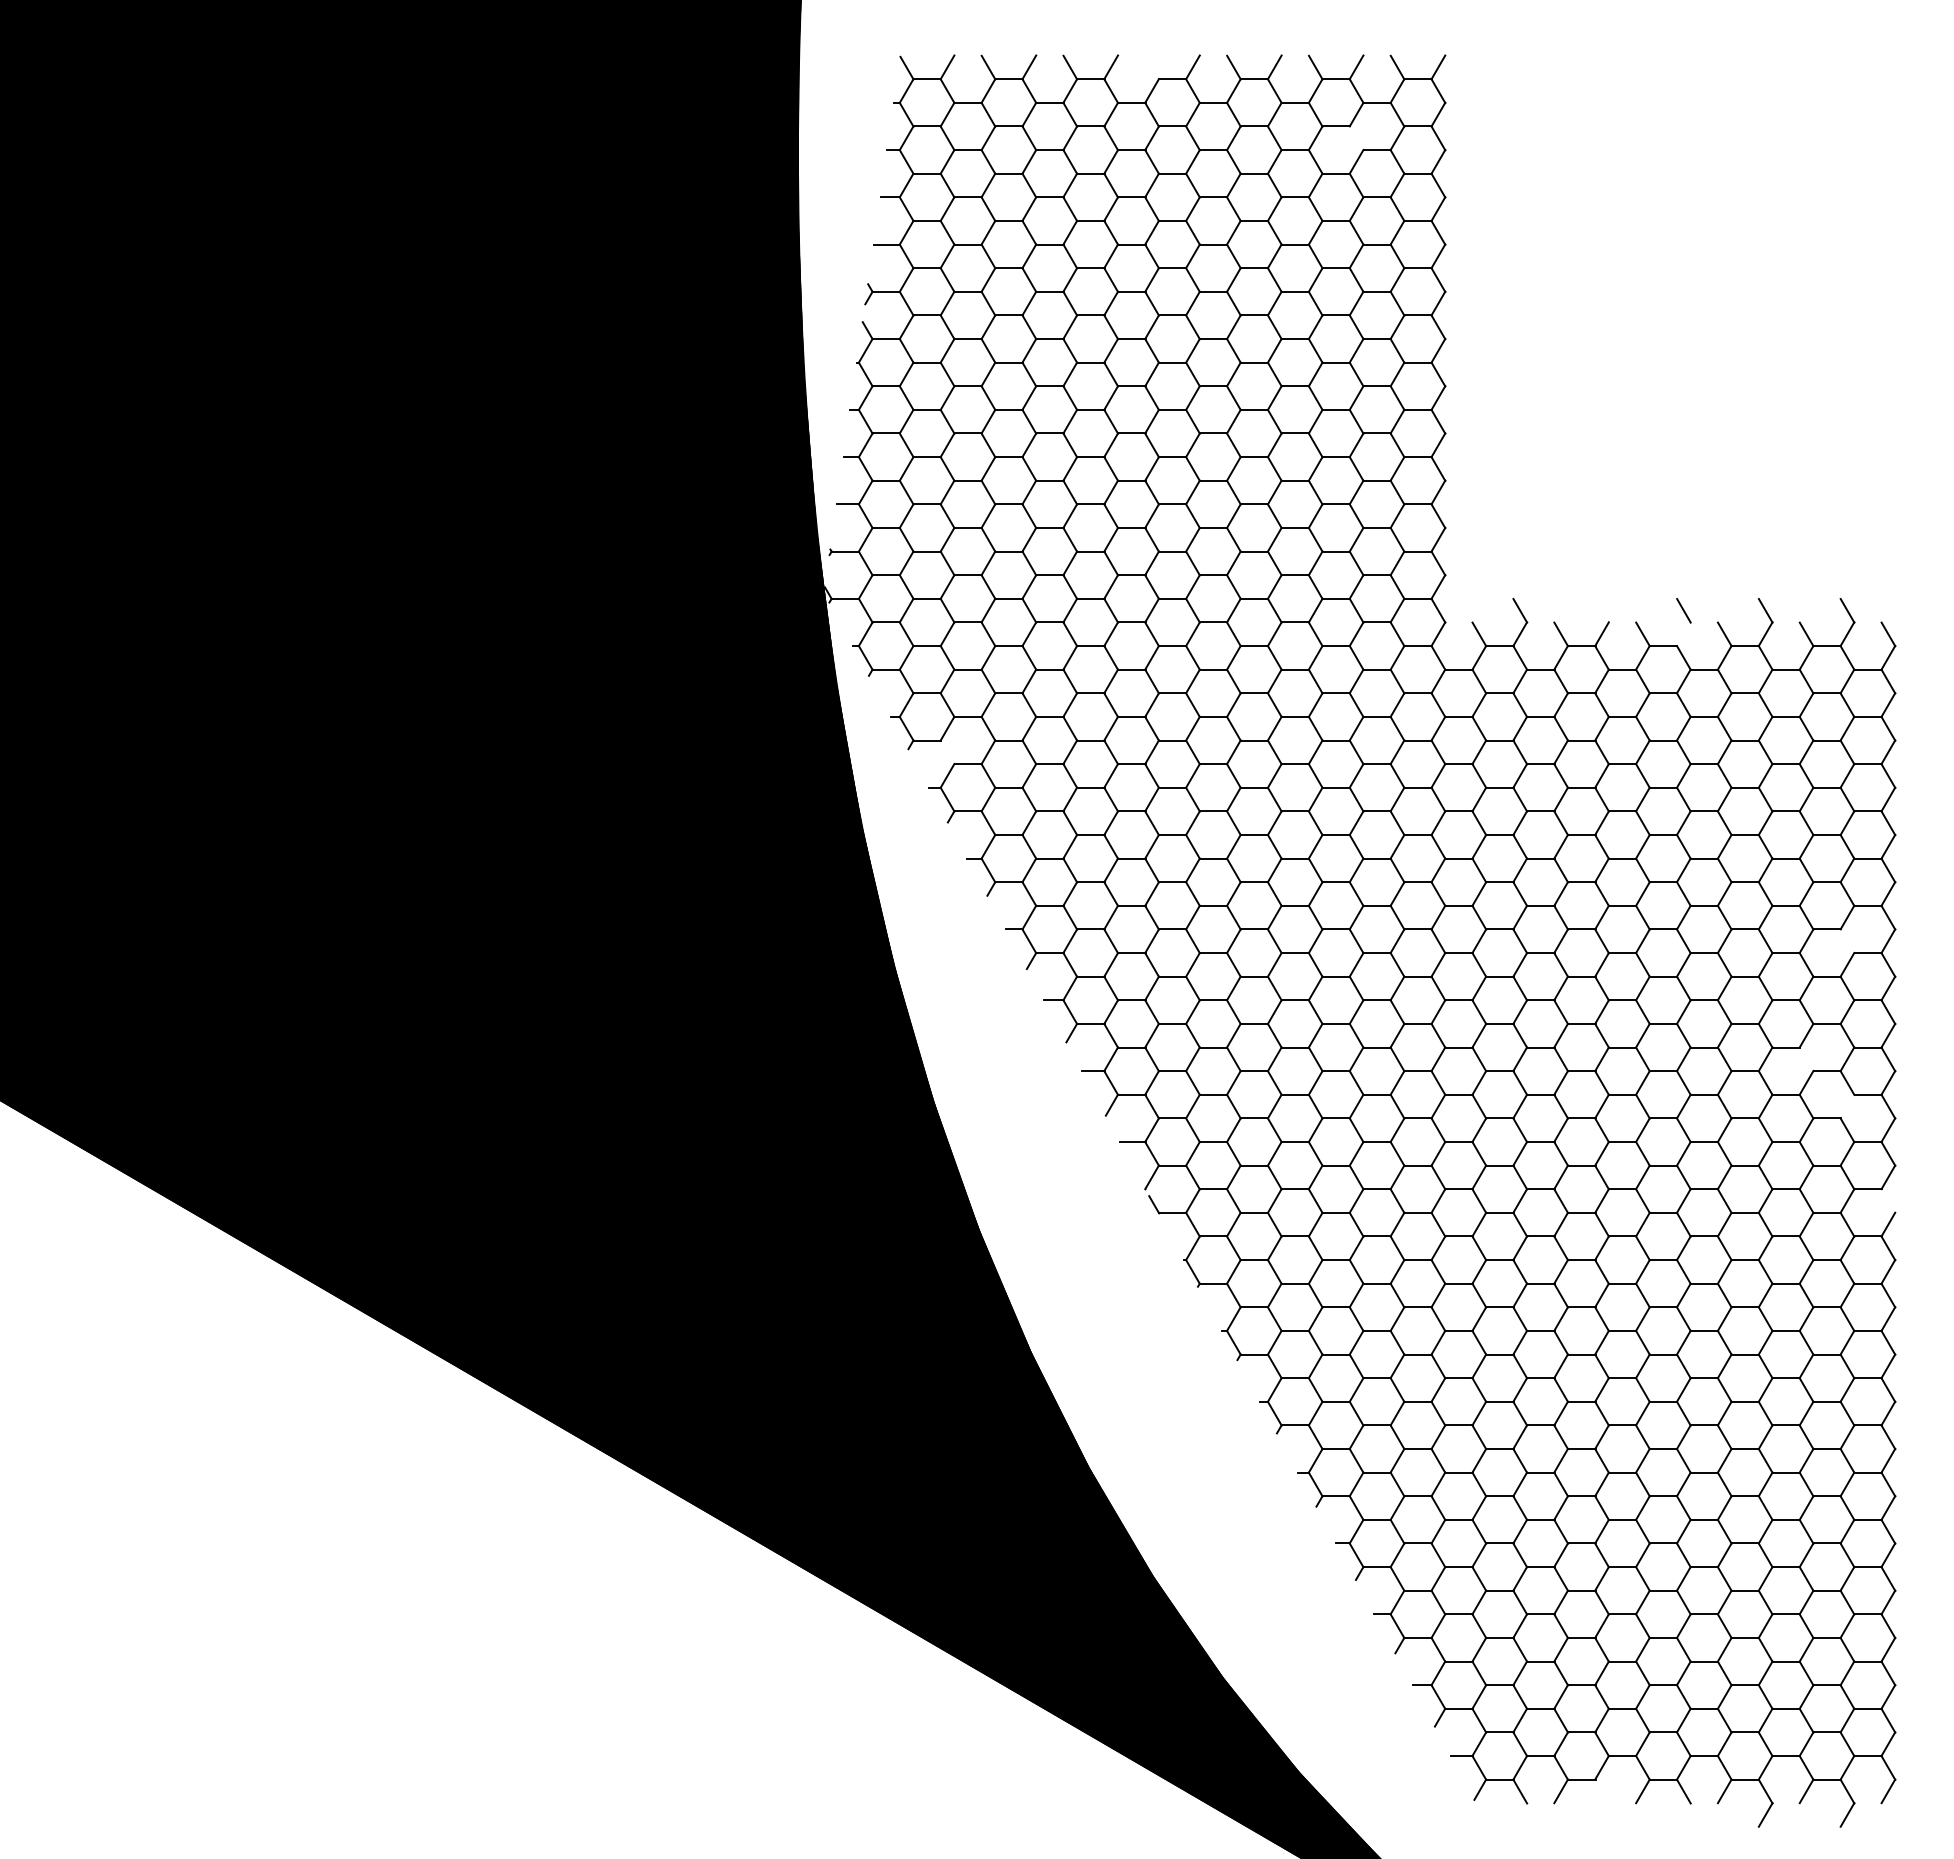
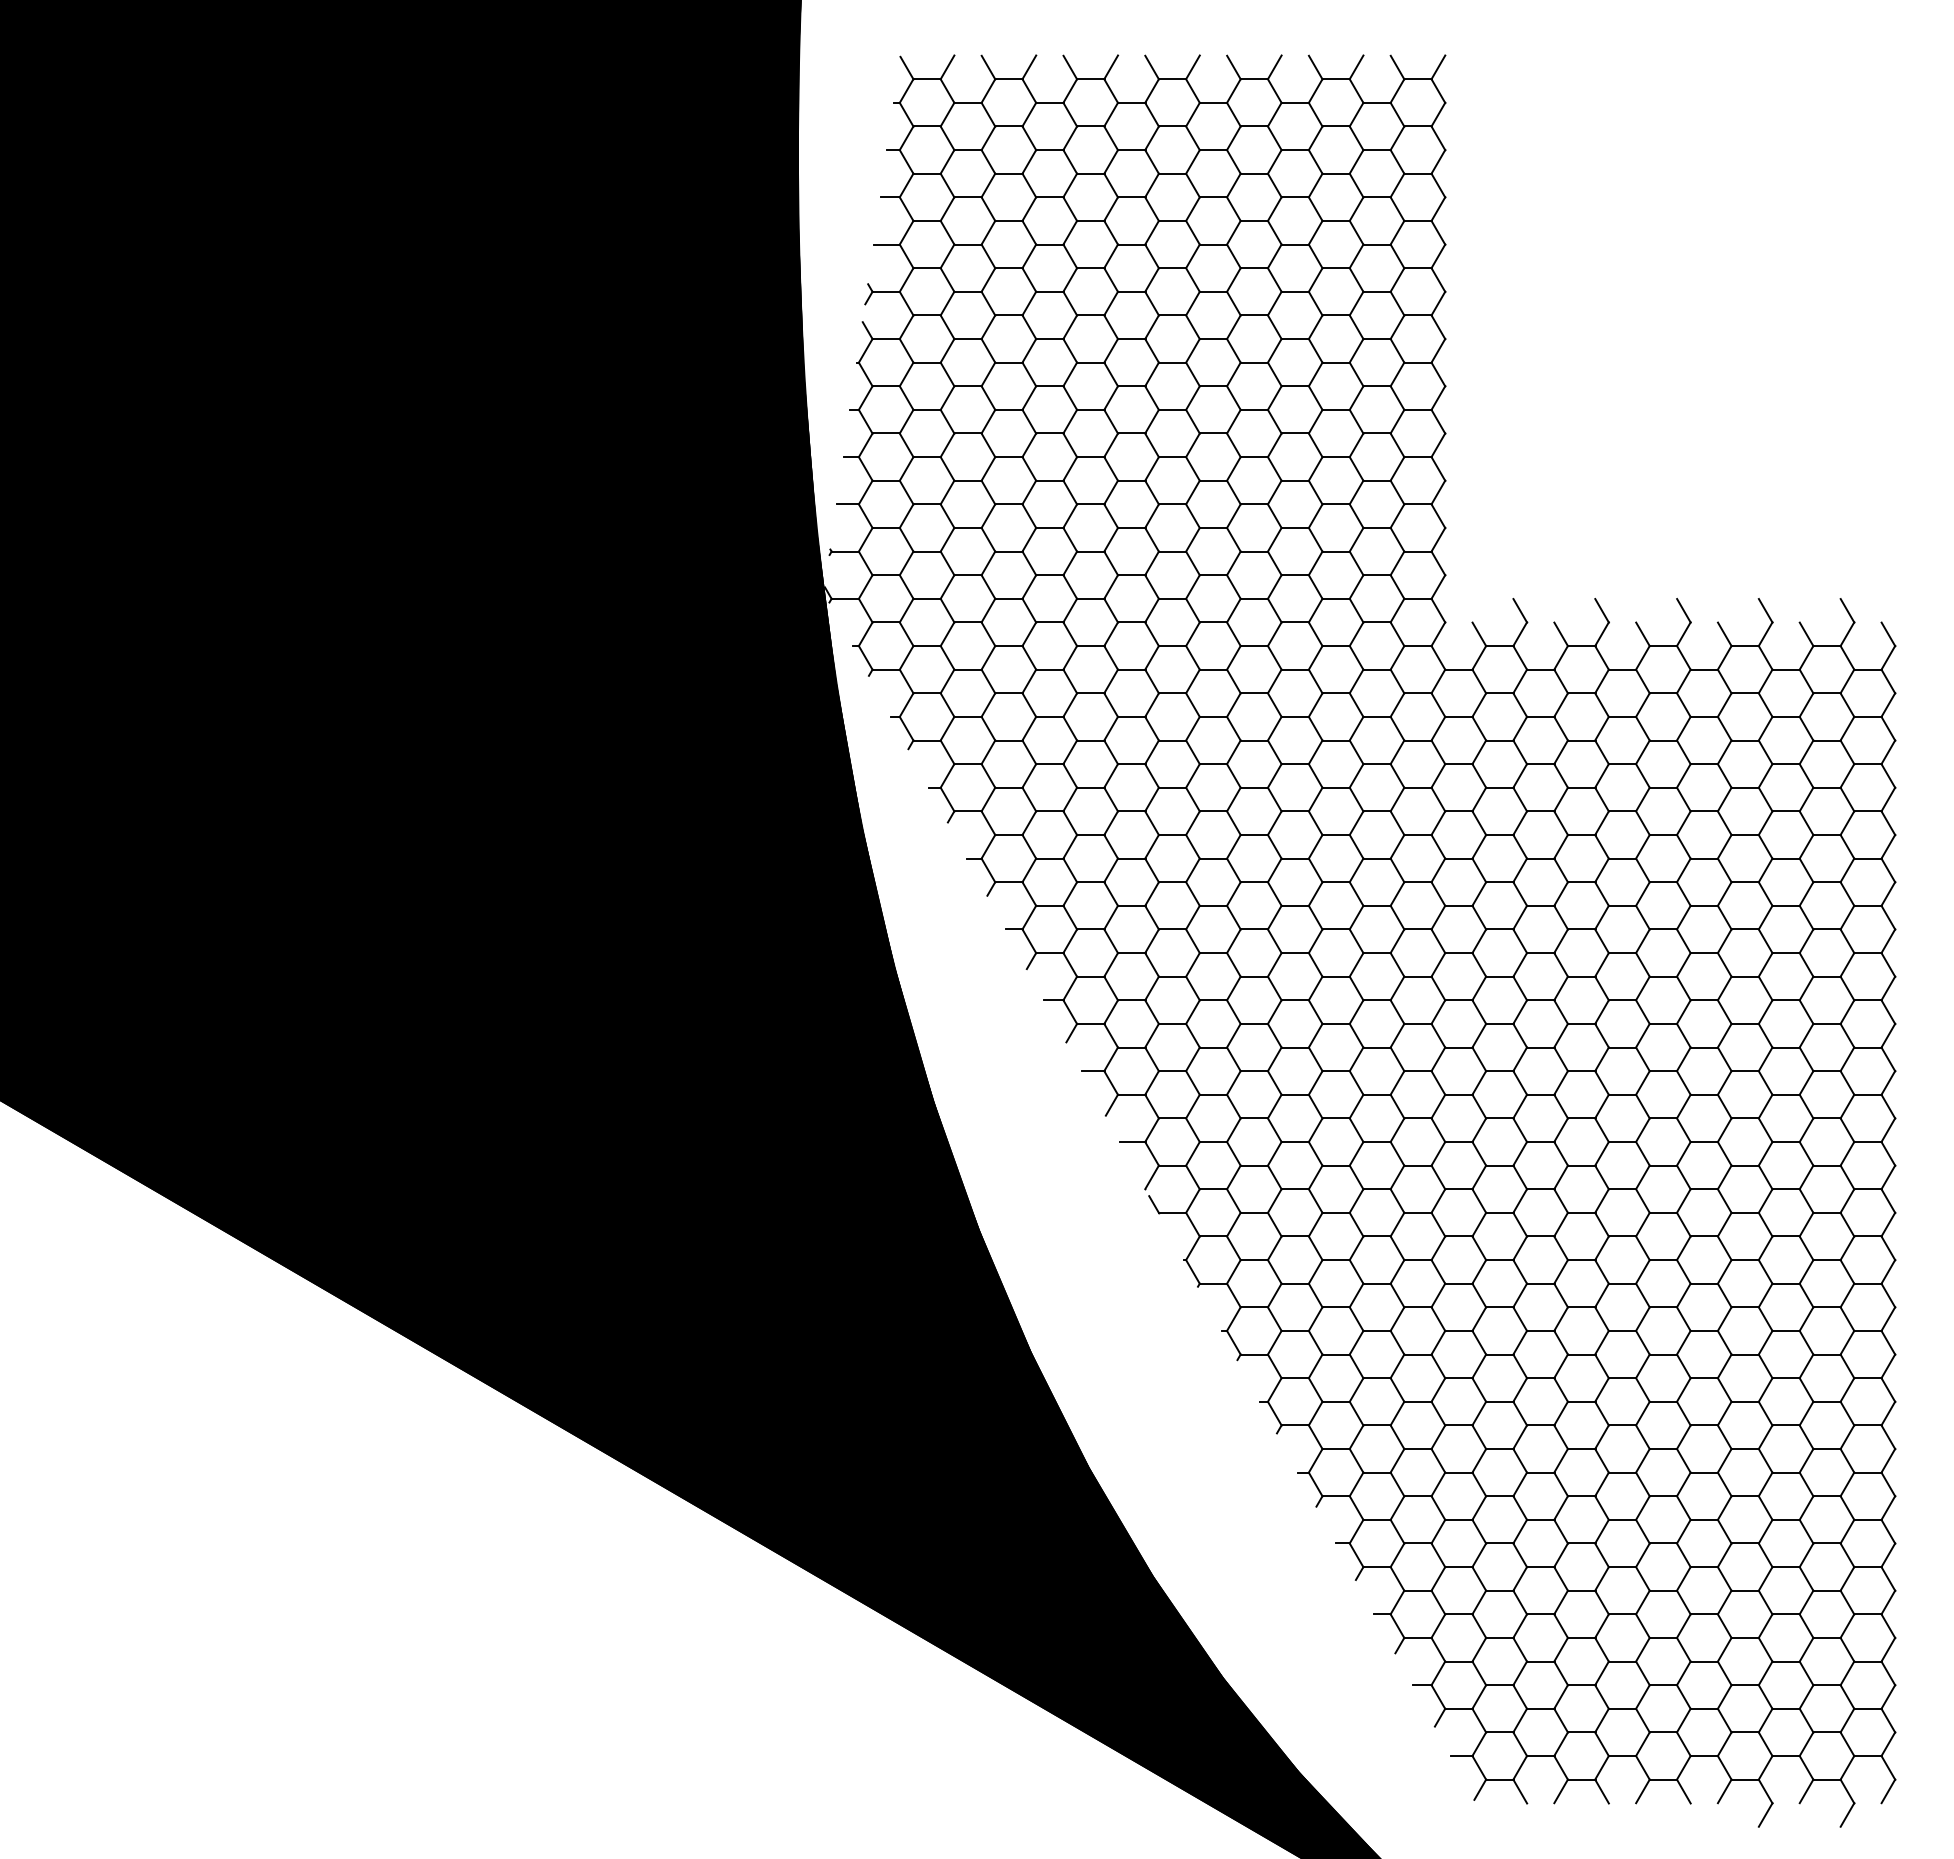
line: none -> present (1151, 67)
line: none -> present (1356, 138)
line: none -> present (1601, 610)
line: none -> present (1683, 633)
line: none -> present (947, 752)
line: none -> present (1847, 941)
line: none -> present (1806, 1059)
line: none -> present (1847, 1106)
line: none -> present (1888, 1201)
line: none -> present (1601, 1791)
